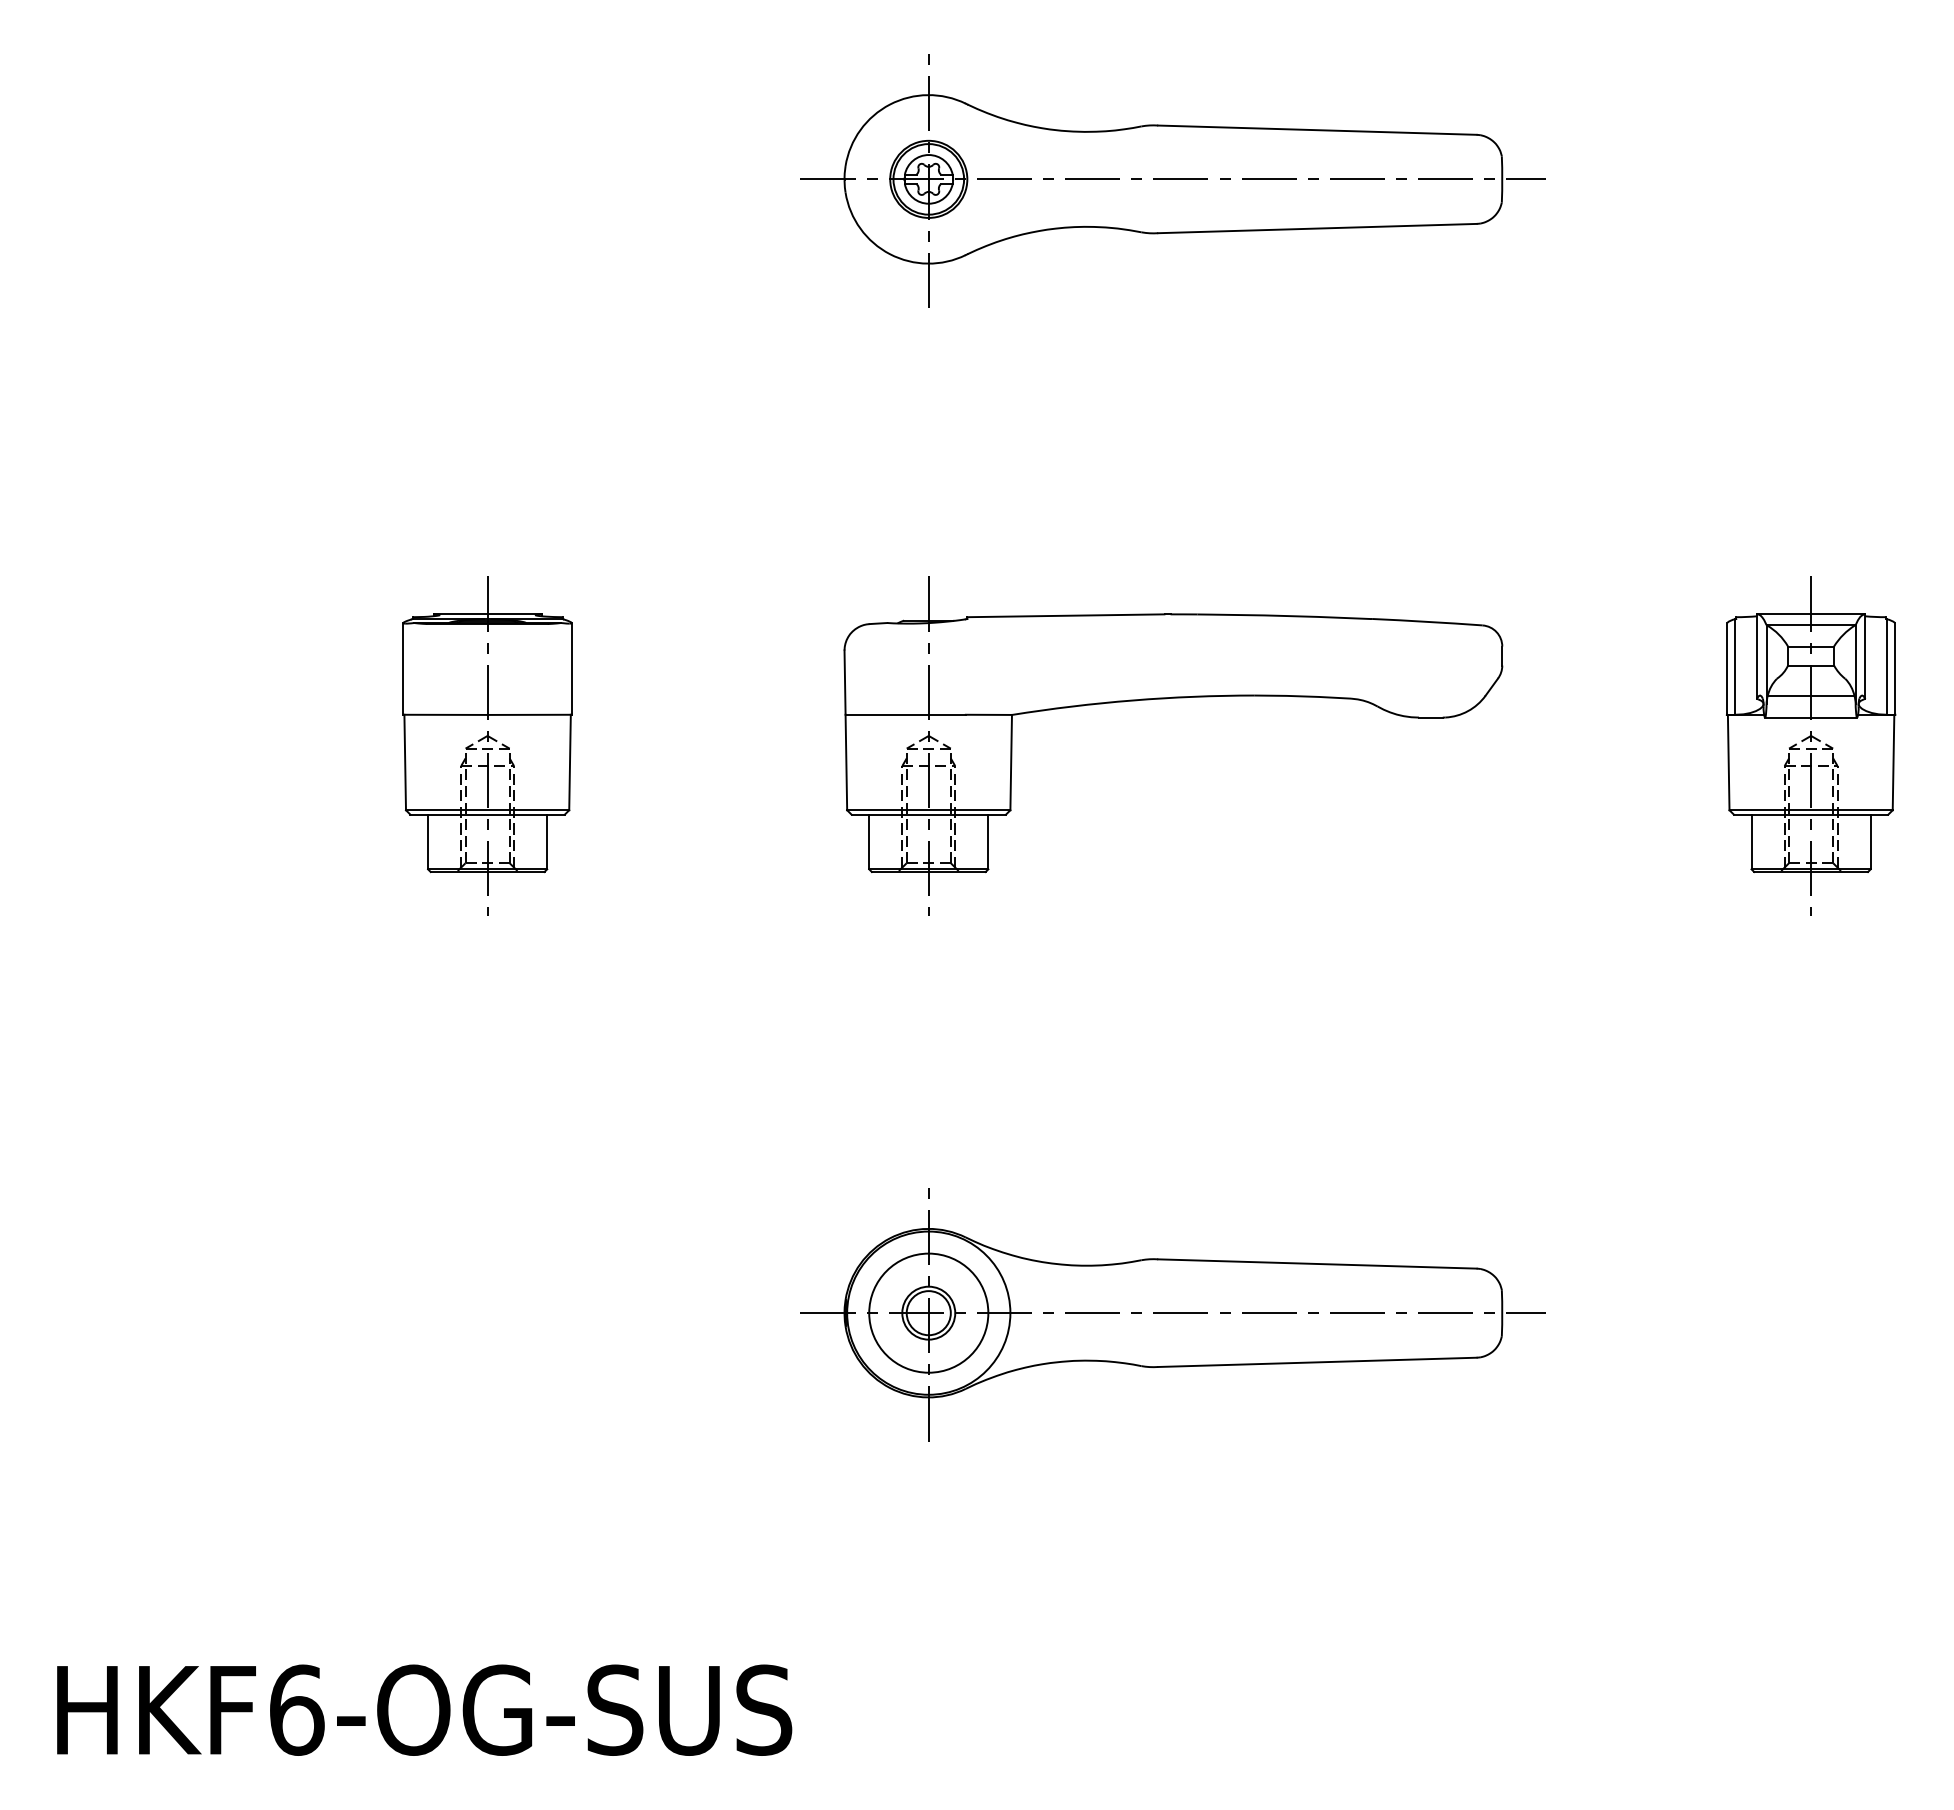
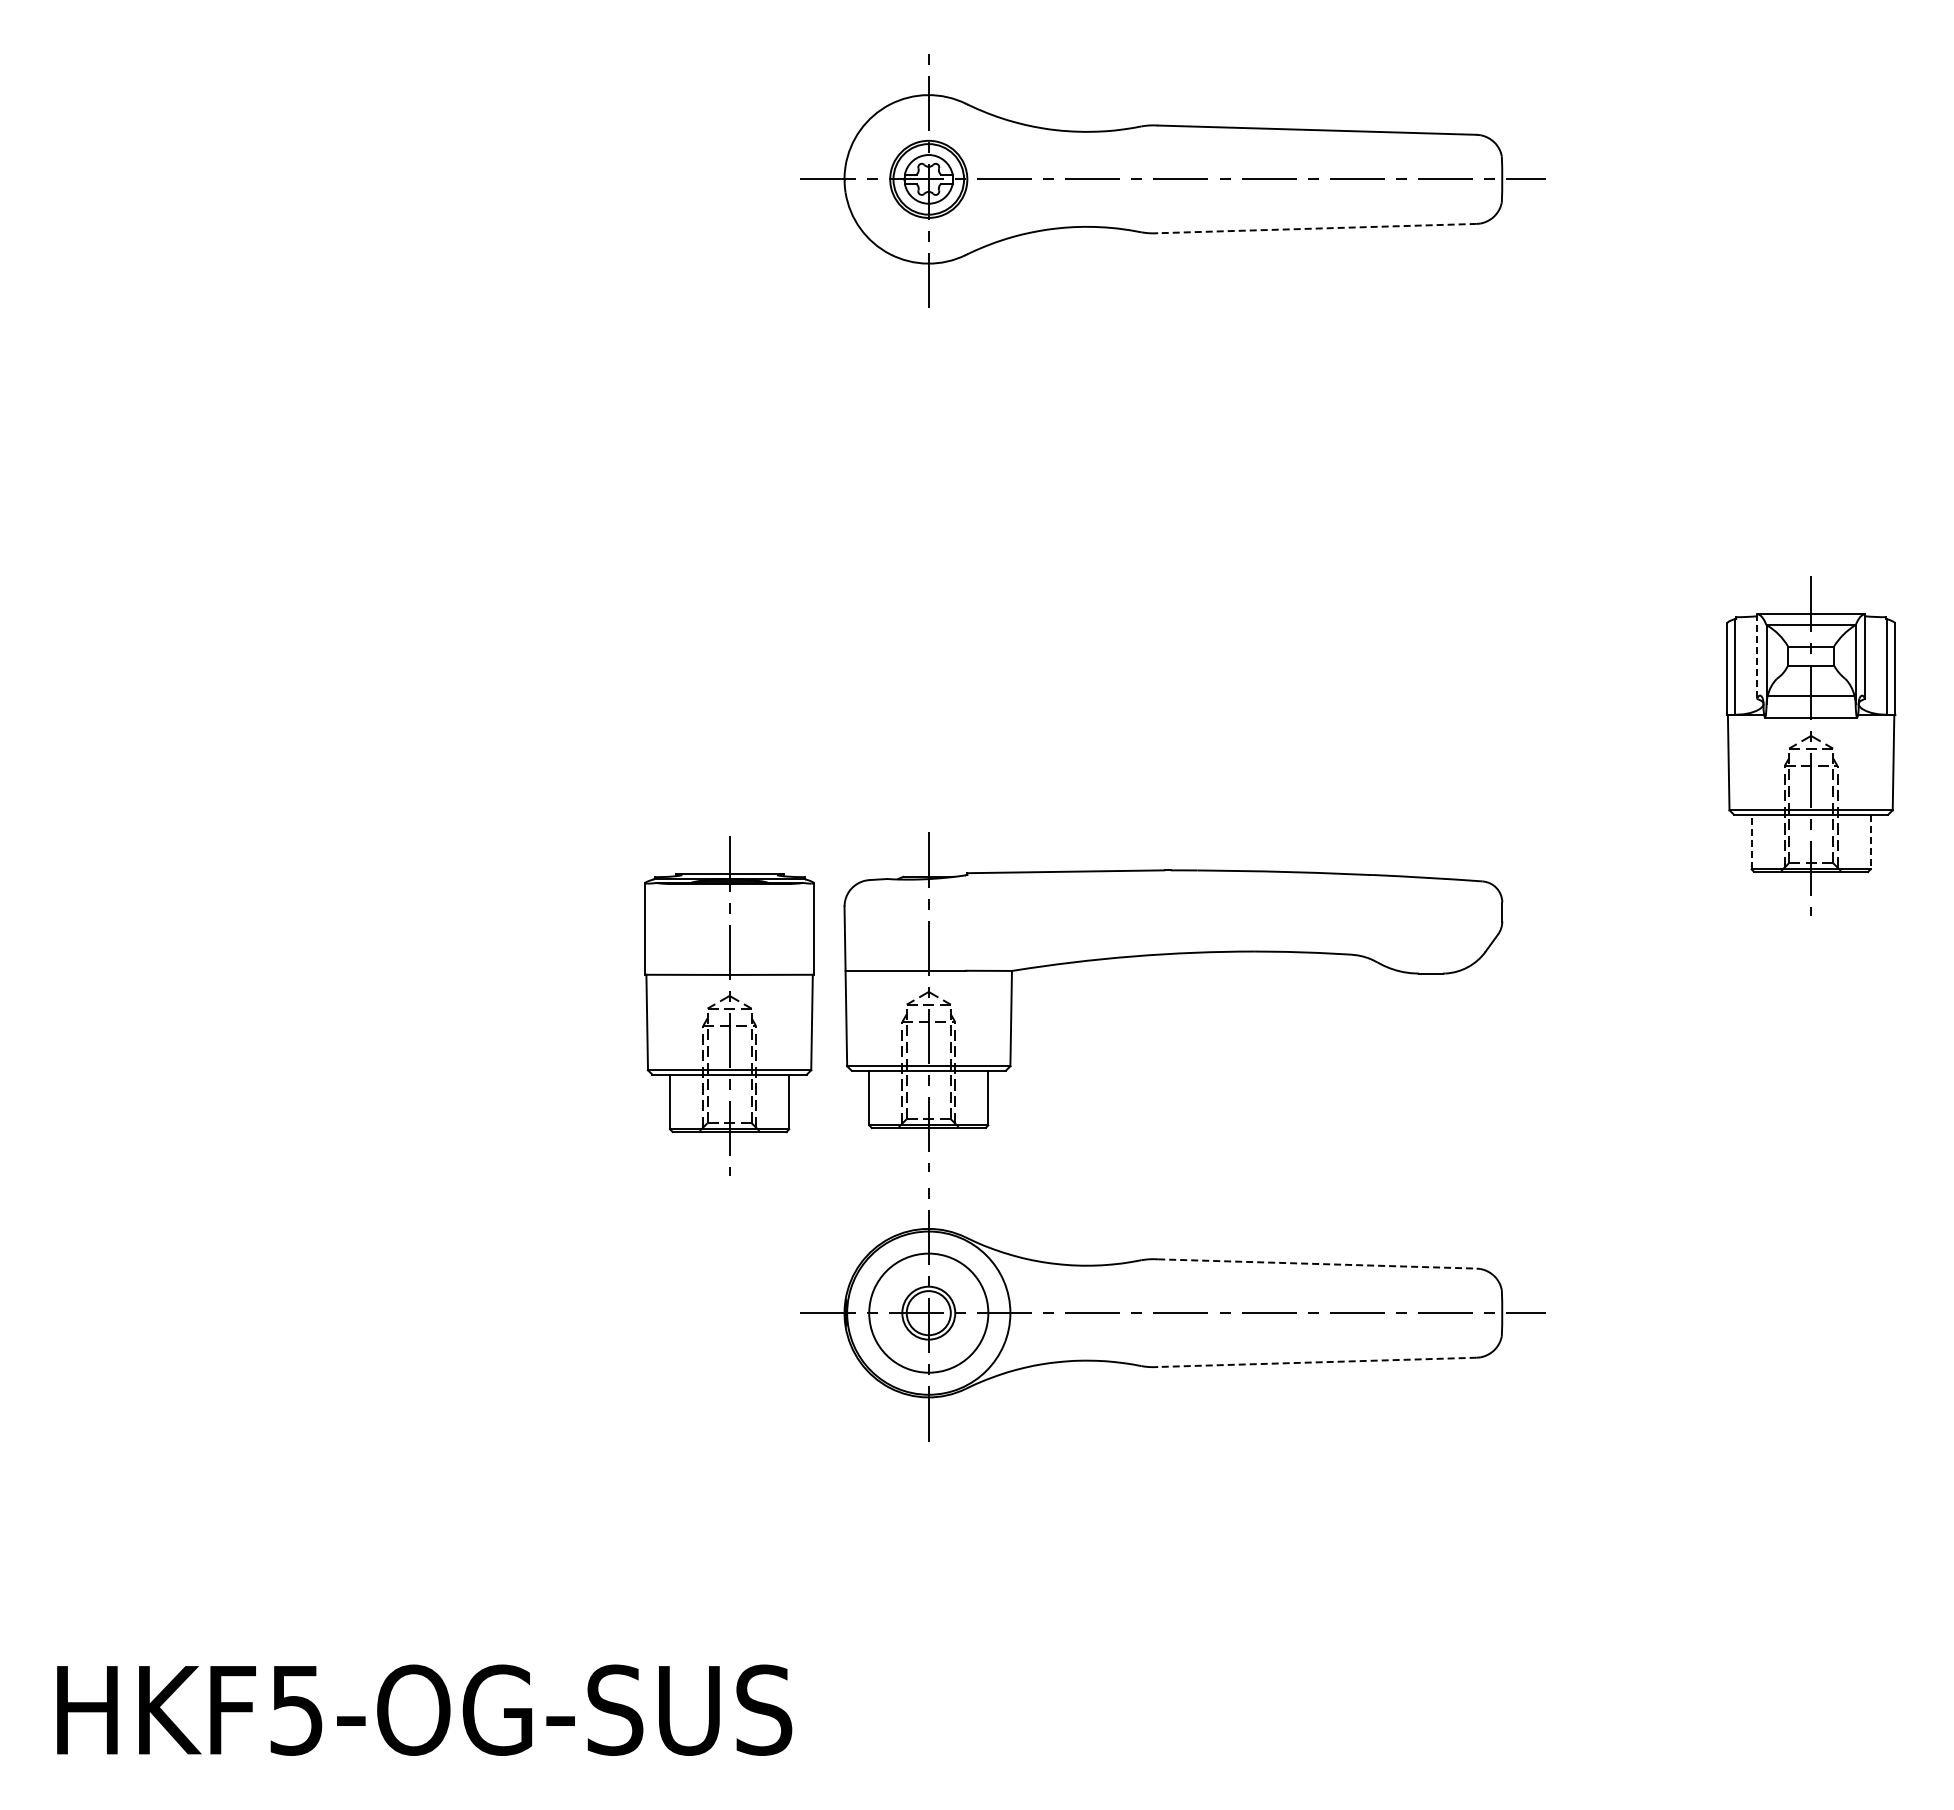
line: solid -> dashed (1316, 228)
line: solid -> dashed (1757, 656)
part position: (1166, 699) -> (1166, 955) (1166, 955)
part position: (487, 745) -> (729, 1005) (729, 1005)
line: solid -> dashed (1751, 841)
line: solid -> dashed (1870, 842)
line: solid -> dashed (1317, 1264)
line: solid -> dashed (1316, 1362)
text: HKF6-OG-SUS -> HKF5-OG-SUS (297, 1709)
